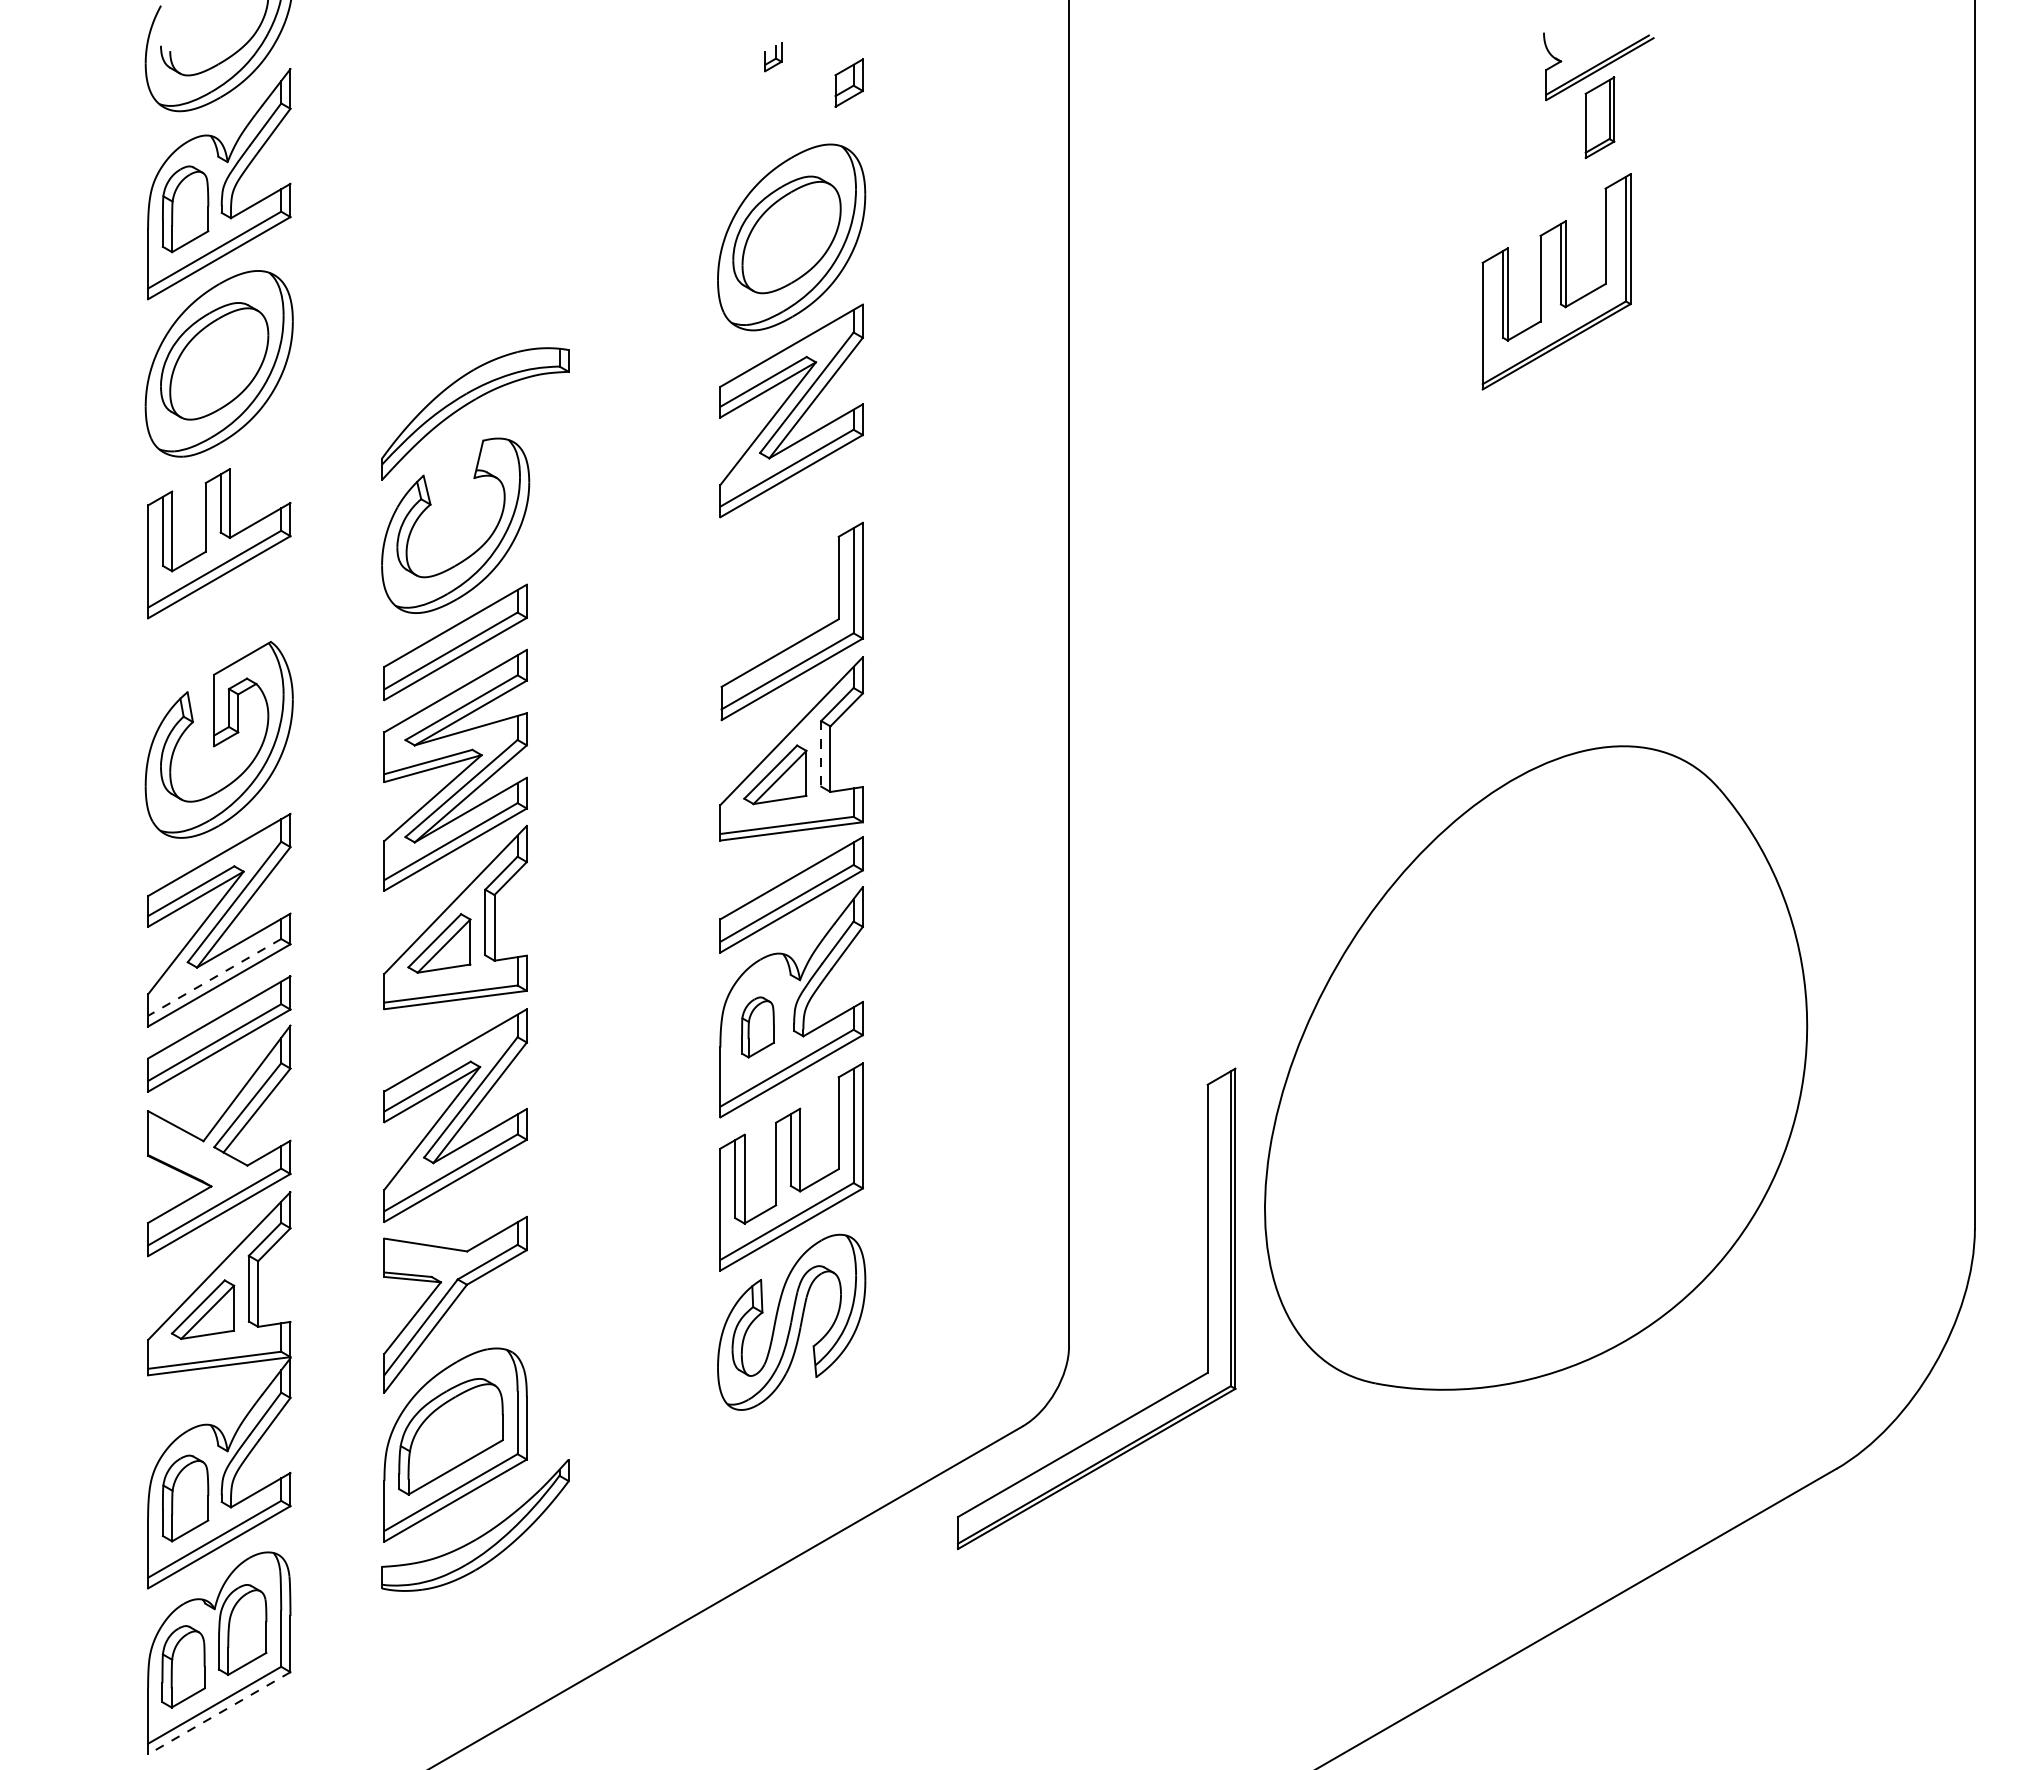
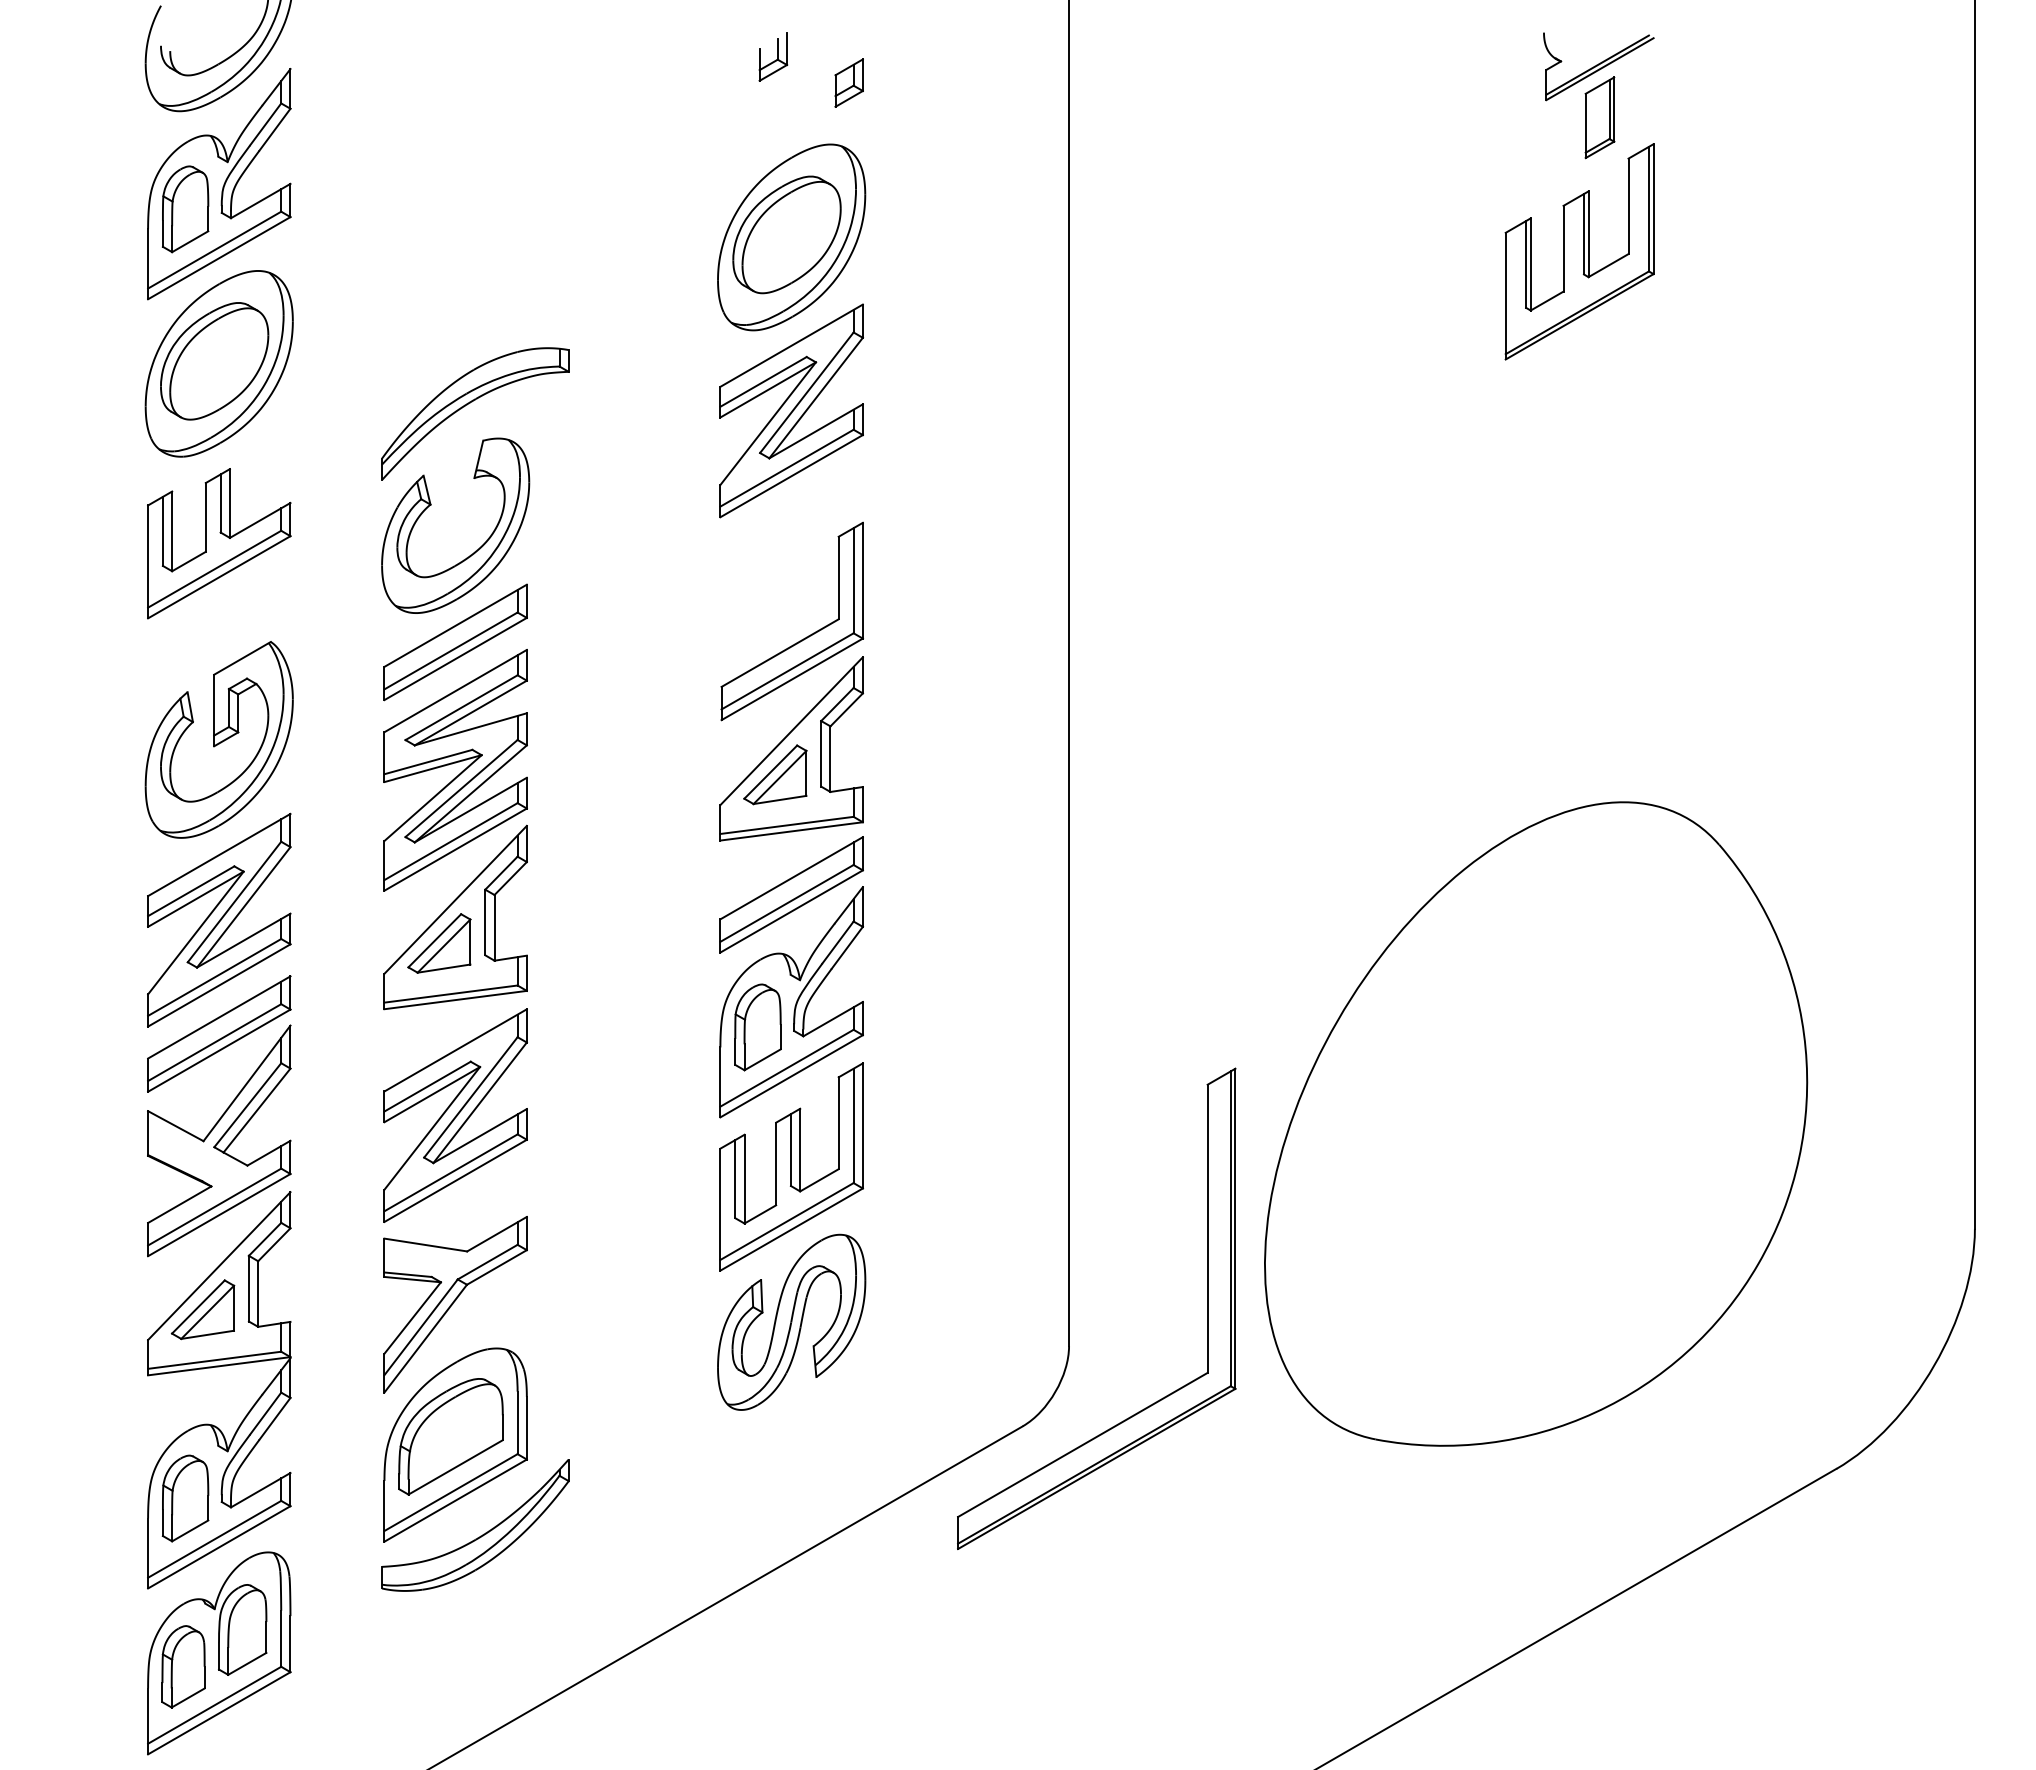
part size: 19x31 px -> 31x50 px (773, 56)
part position: (1556, 281) -> (1579, 251) (1579, 251)
line: dashed -> solid (821, 753)
line: dashed -> solid (214, 977)
part size: 34x63 px -> 48x89 px (757, 1027)
part position: (1536, 1067) -> (1536, 1123) (1536, 1123)
line: dashed -> solid (218, 1713)
